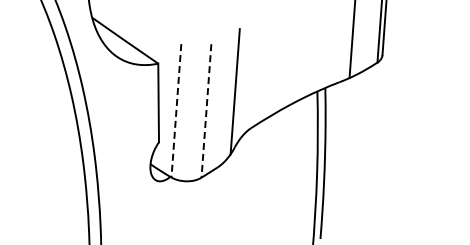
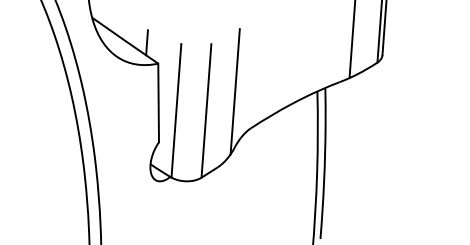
line: none -> present (146, 42)
line: dashed -> solid (176, 110)
line: dashed -> solid (206, 110)
